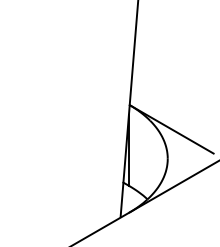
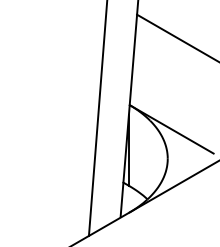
line: none -> present (176, 37)
line: none -> present (97, 118)
